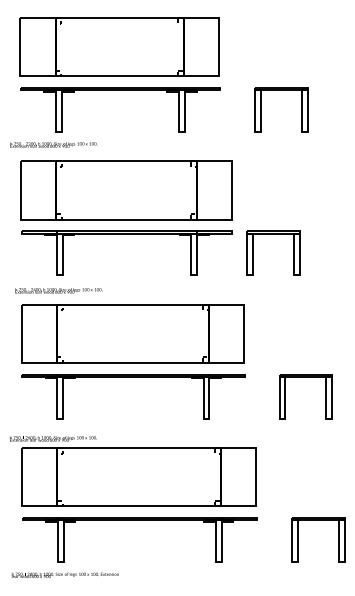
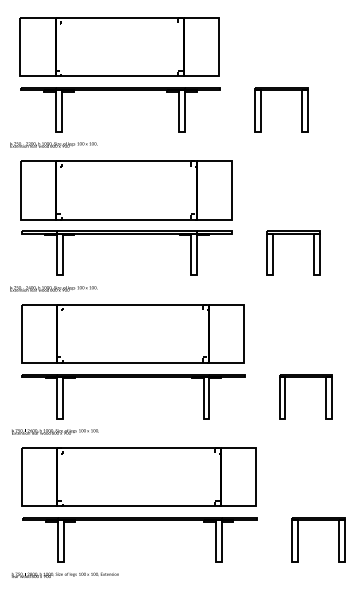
part position: (273, 234) -> (293, 234) (293, 234)
text position: (58, 290) -> (53, 288) (53, 288)
text position: (53, 438) -> (55, 431) (55, 431)
